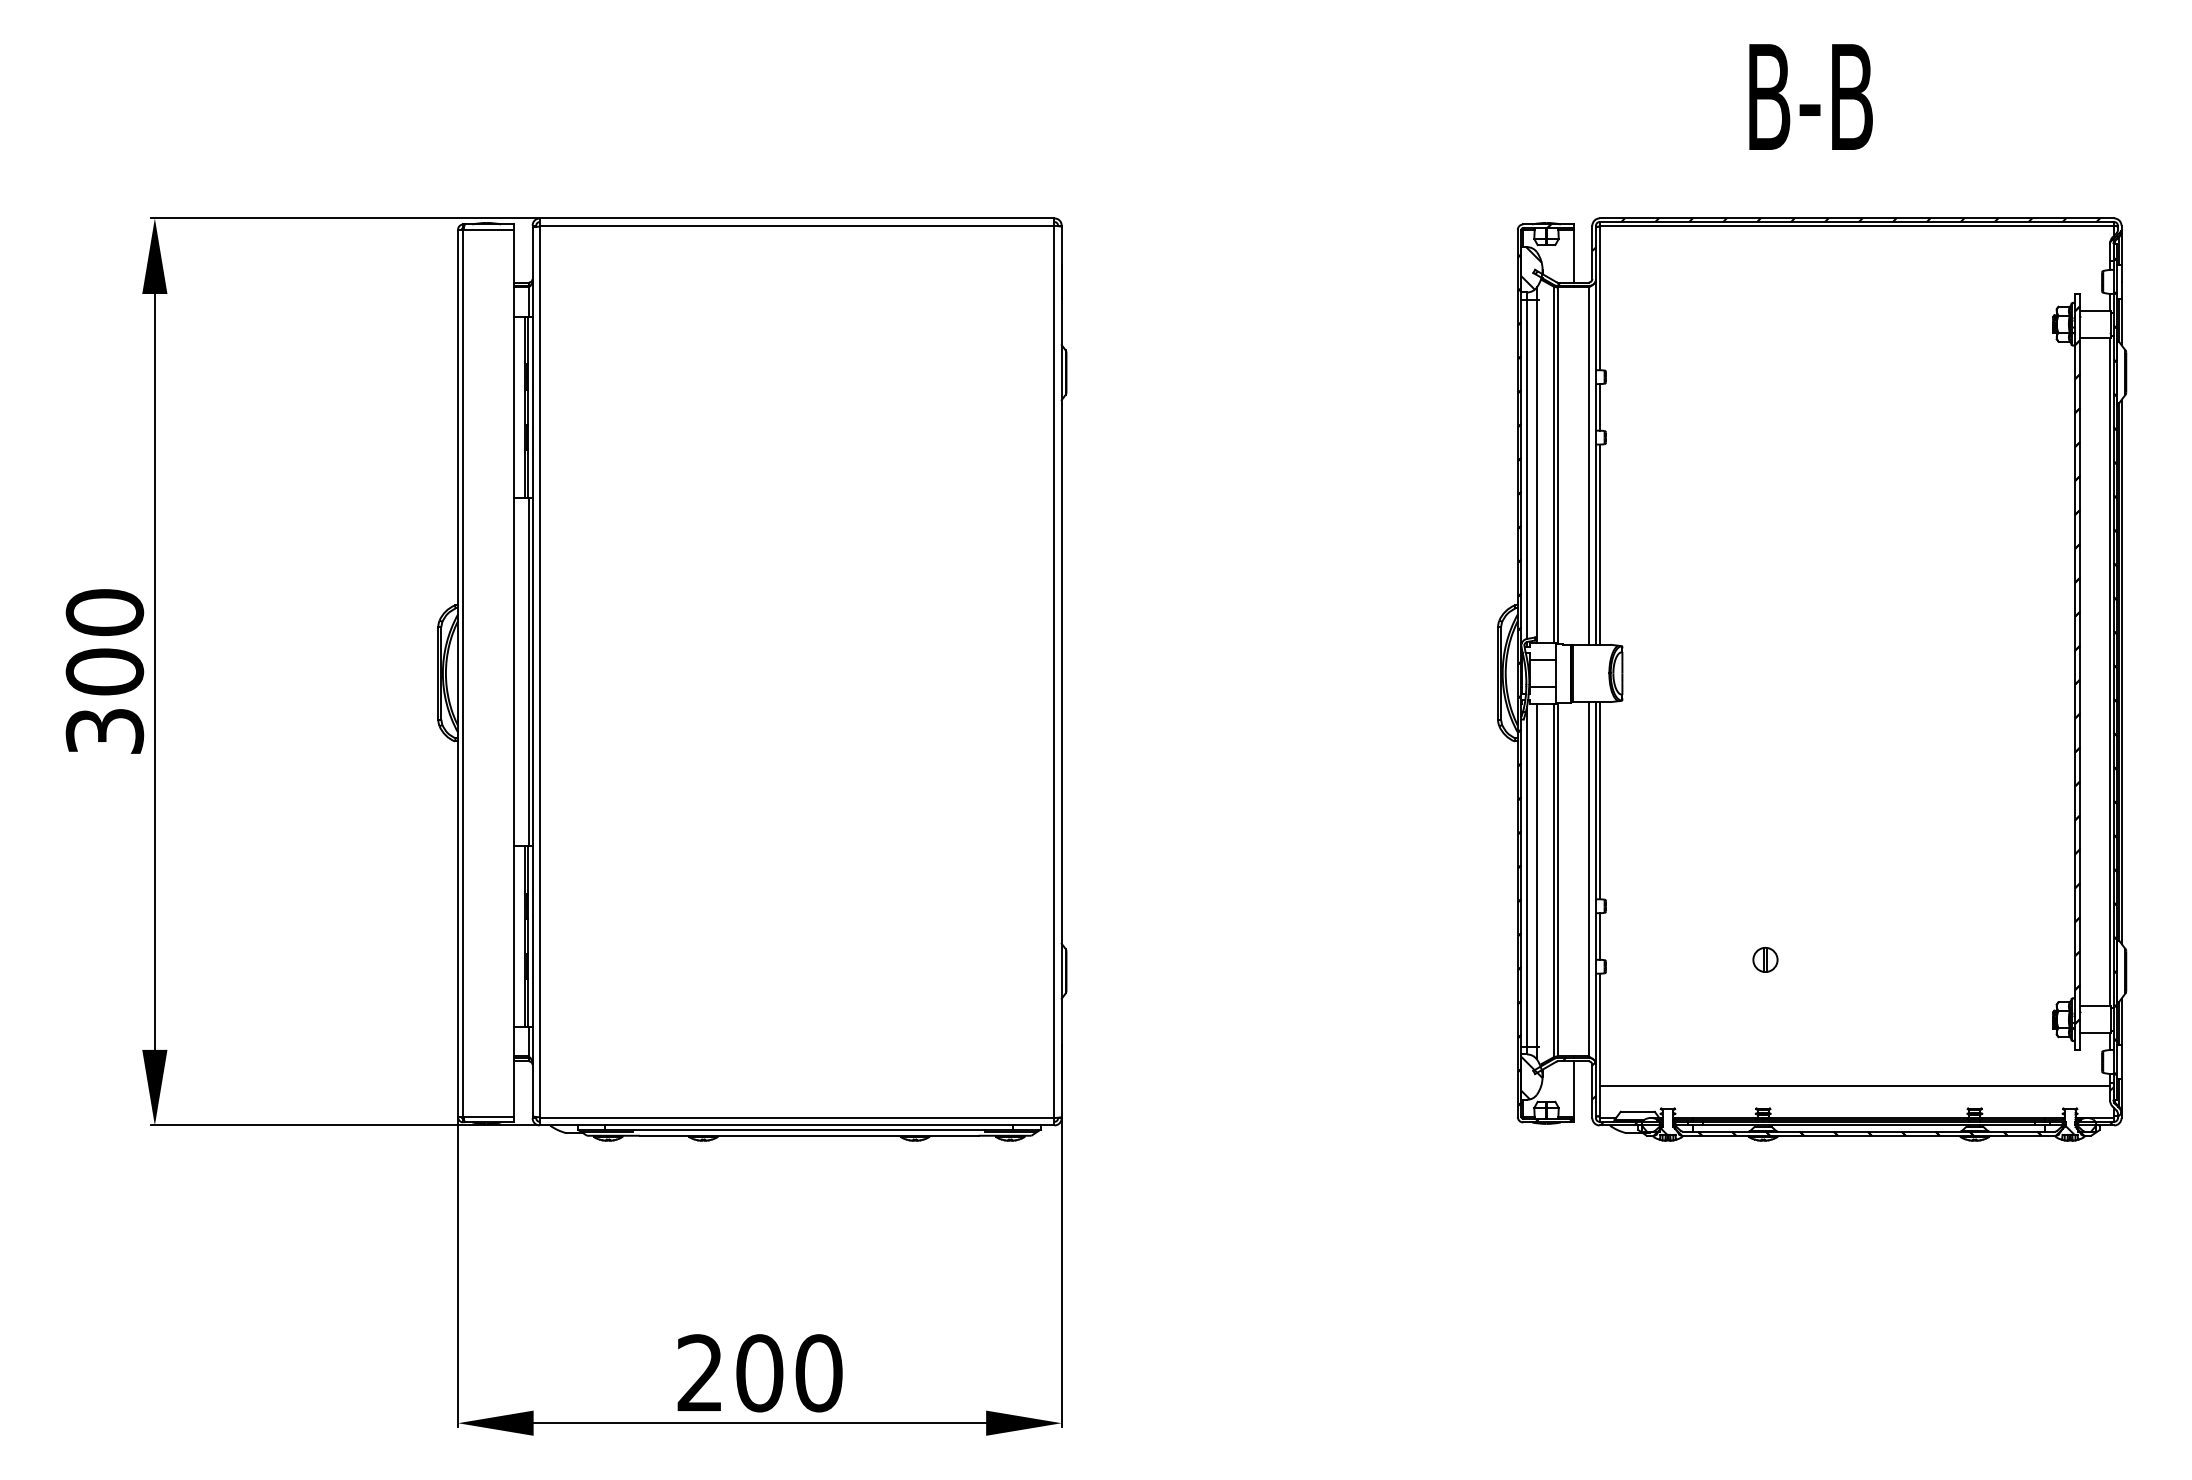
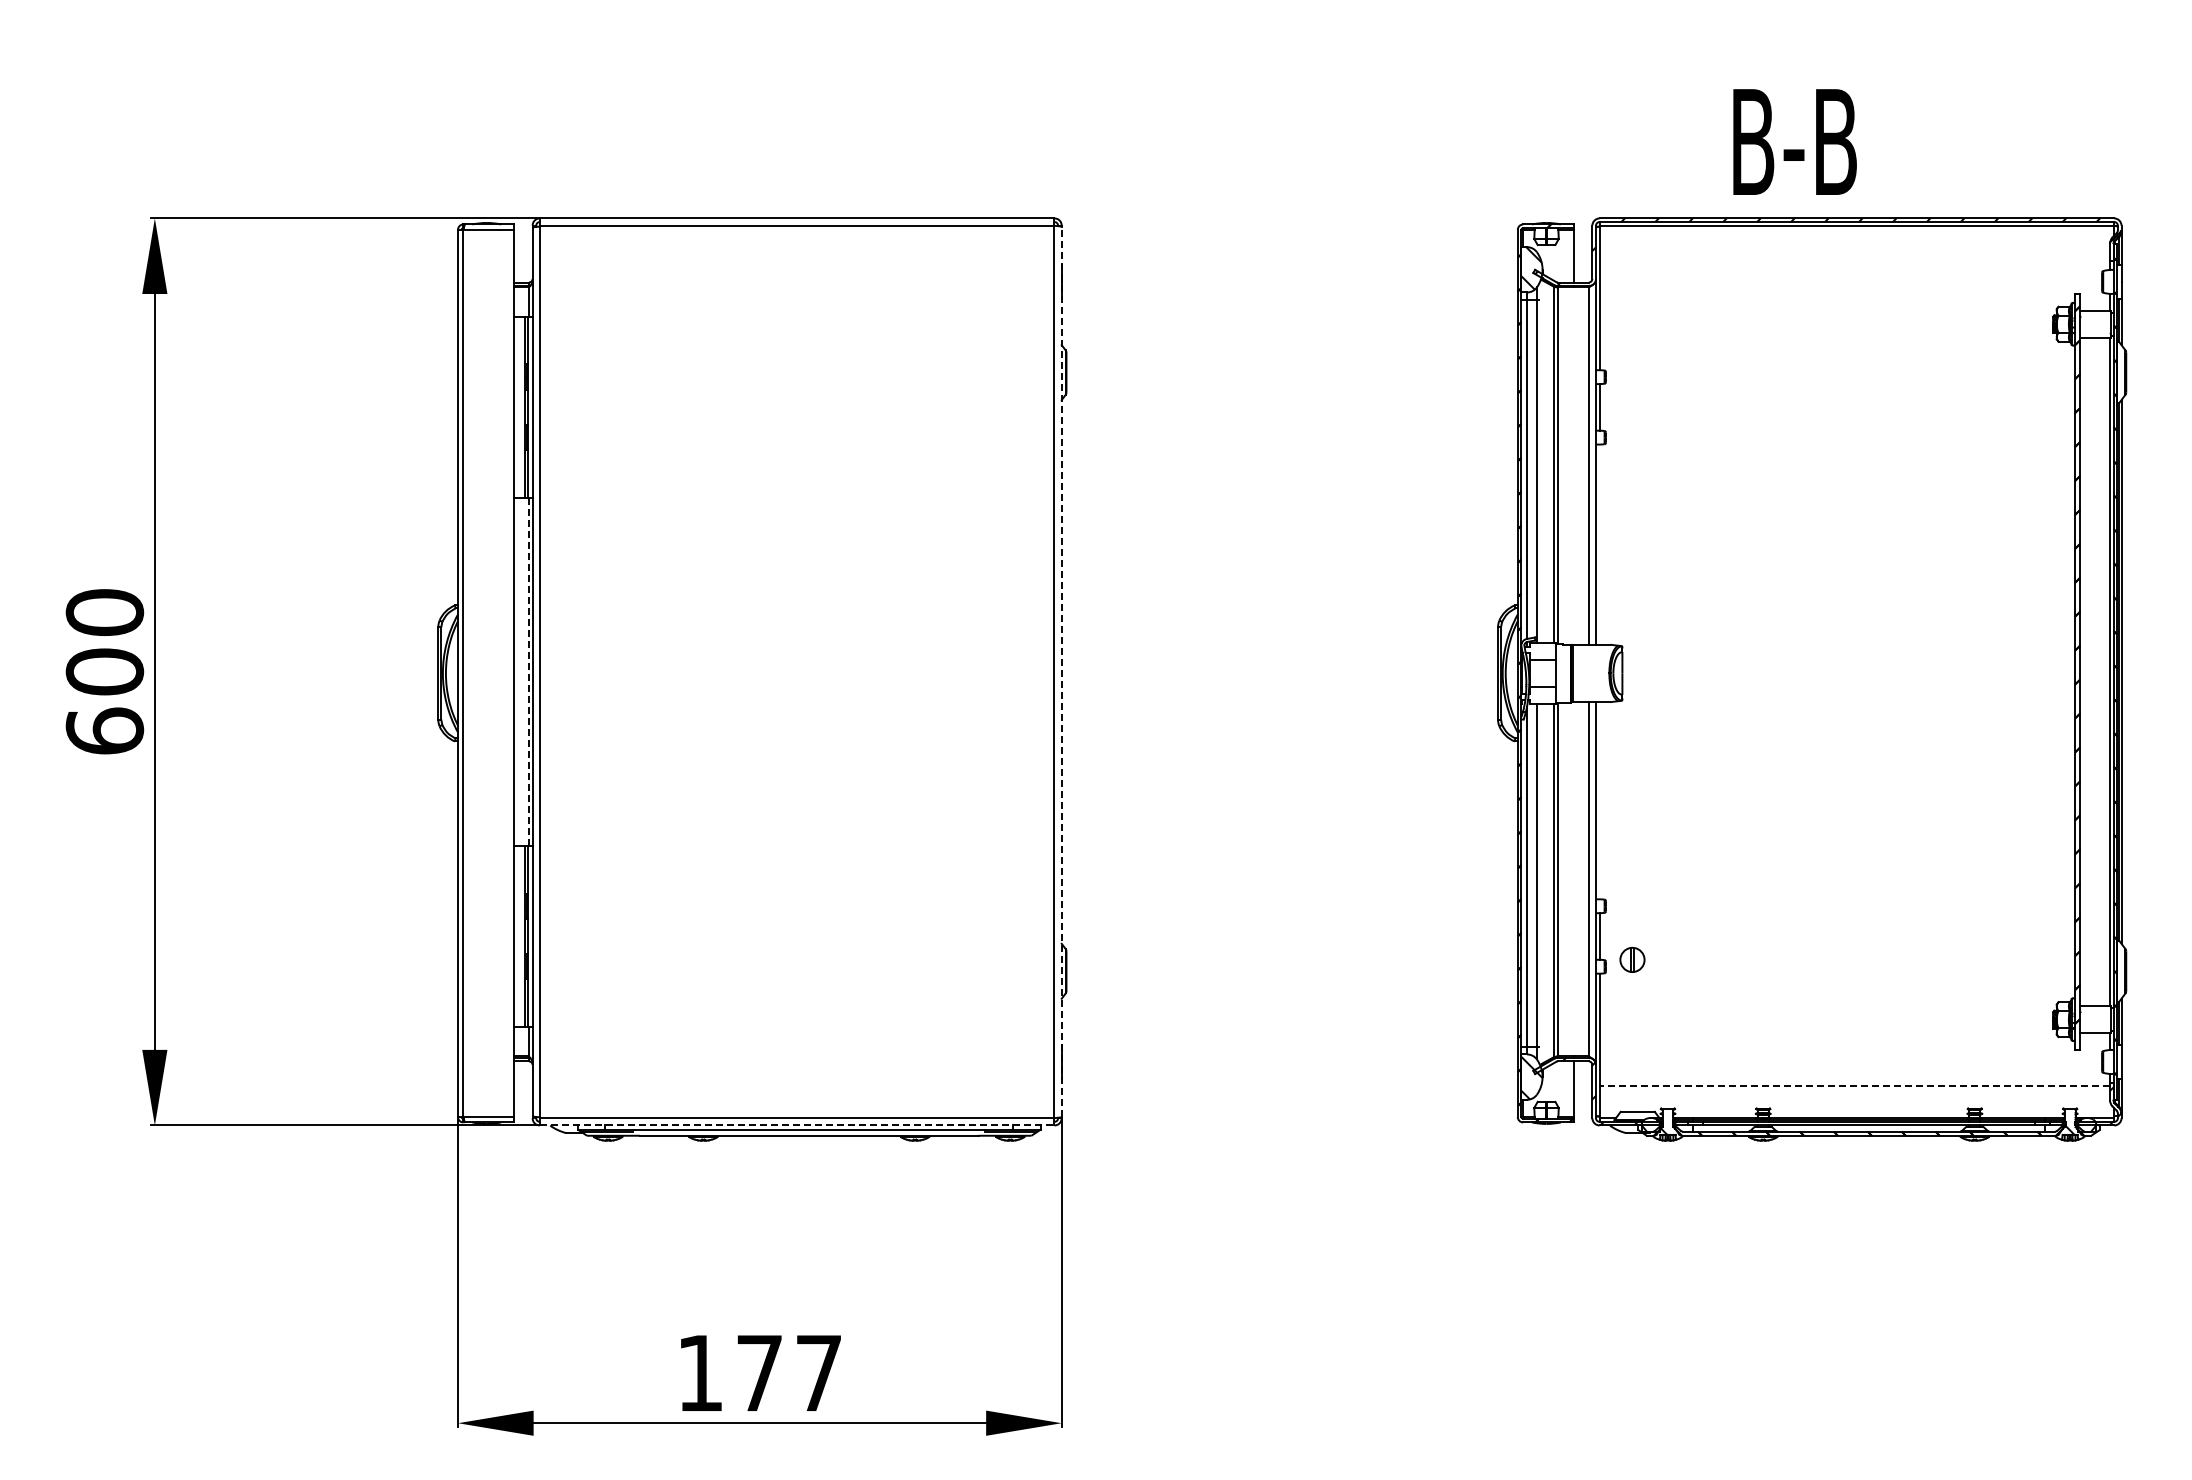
text position: (1810, 96) -> (1794, 141) (1794, 141)
line: present -> none (1599, 544)
line: solid -> dashed (528, 671)
line: solid -> dashed (1061, 671)
text: 300 -> 600 (104, 730)
line: present -> none (1599, 800)
part position: (1765, 959) -> (1632, 959) (1632, 959)
line: solid -> dashed (1854, 1086)
line: solid -> dashed (797, 1125)
text: 200 -> 177 (759, 1373)
